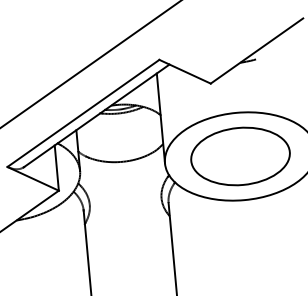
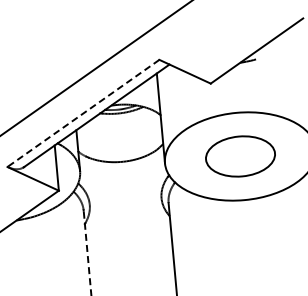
line position: (90, 64) -> (96, 68) (96, 68)
line: solid -> dashed (83, 113)
part size: 101x61 px -> 71x43 px (240, 156)
line: solid -> dashed (87, 252)
